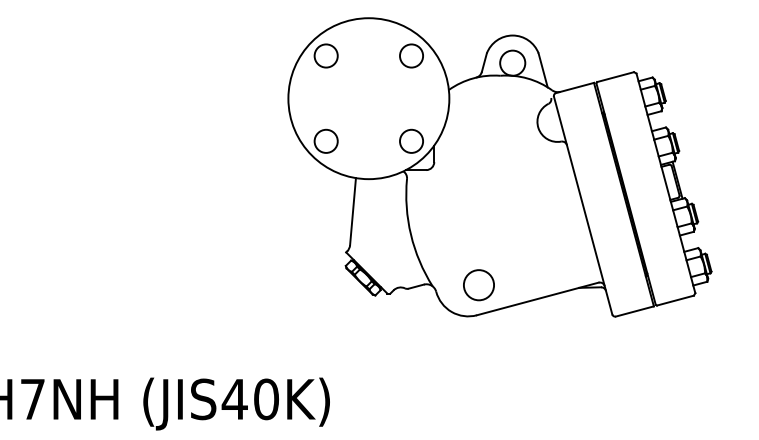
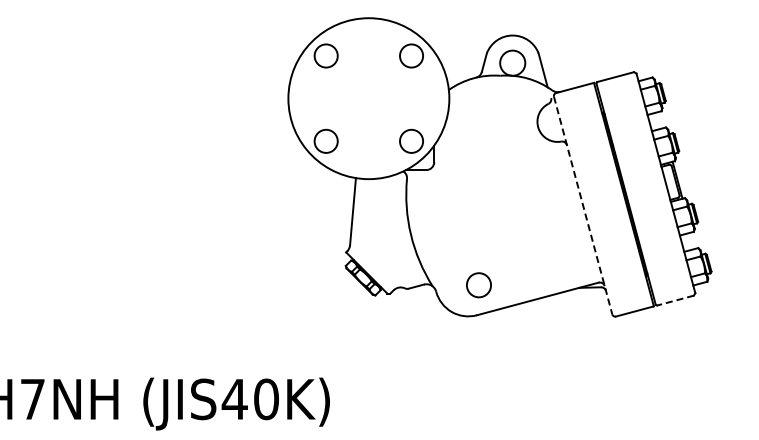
line: solid -> dashed (583, 205)
circle size: 32x33 px -> 26x27 px (478, 285)
line: solid -> dashed (674, 300)
